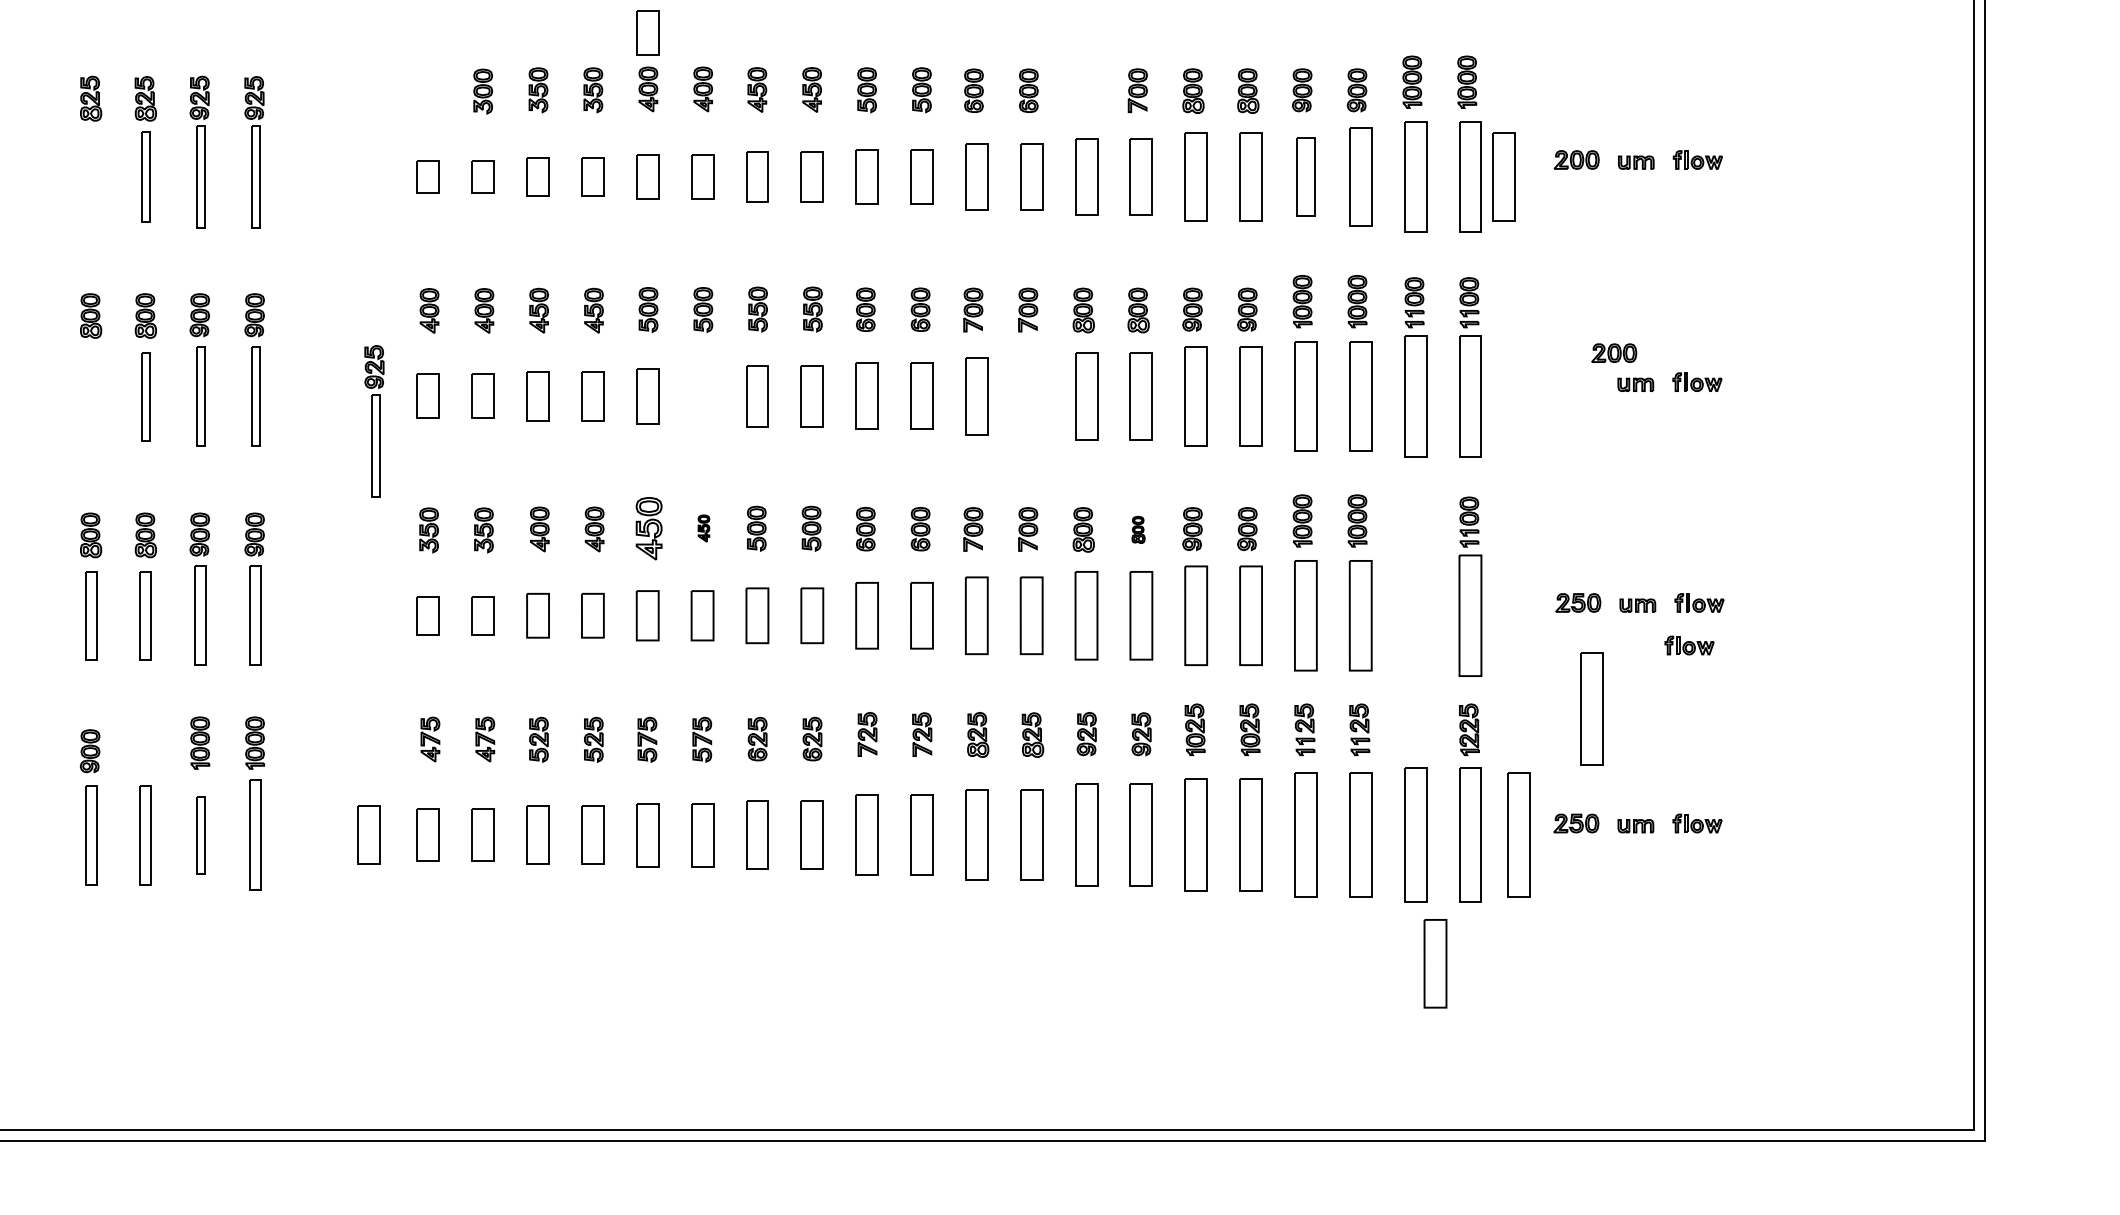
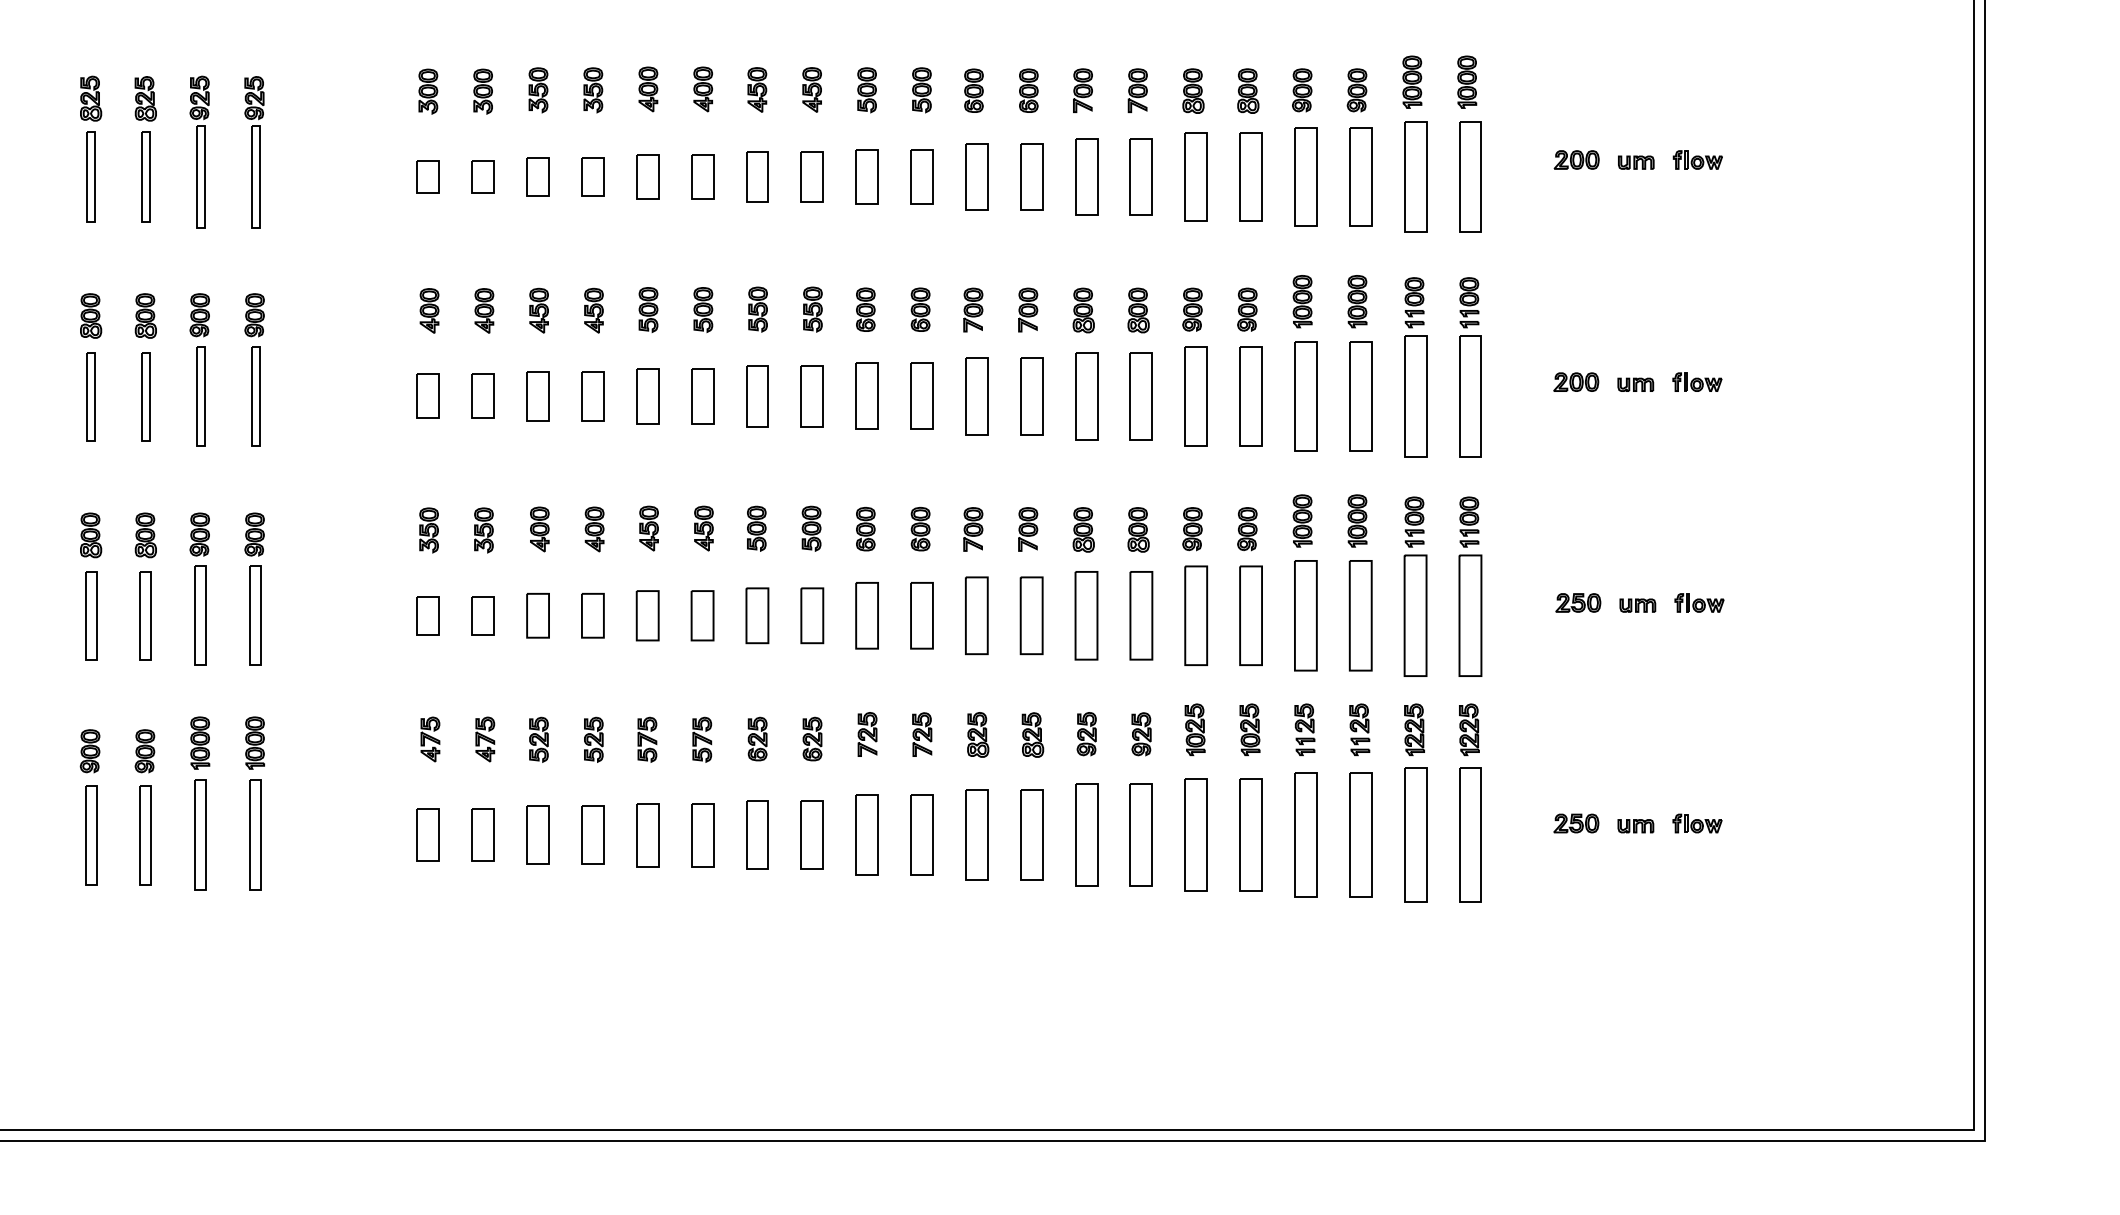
part: present -> none (647, 32)
part: none -> present (1082, 90)
part: none -> present (428, 91)
part: none -> present (90, 176)
part size: 20x80 px -> 24x100 px (1305, 176)
part: present -> none (1503, 176)
part position: (1614, 352) -> (1576, 381) (1576, 381)
part: none -> present (90, 396)
part: none -> present (702, 396)
part: none -> present (1031, 396)
part: present -> none (374, 421)
part size: 28x64 px -> 20x47 px (648, 528)
part size: 14x29 px -> 20x47 px (703, 528)
part size: 15x29 px -> 23x46 px (1138, 529)
part: none -> present (1415, 586)
part: present -> none (1689, 645)
part: present -> none (1591, 708)
part: none -> present (1414, 729)
part: none -> present (144, 751)
part: present -> none (368, 834)
part: present -> none (1518, 834)
part size: 10x79 px -> 13x112 px (200, 834)
part: present -> none (1435, 963)
